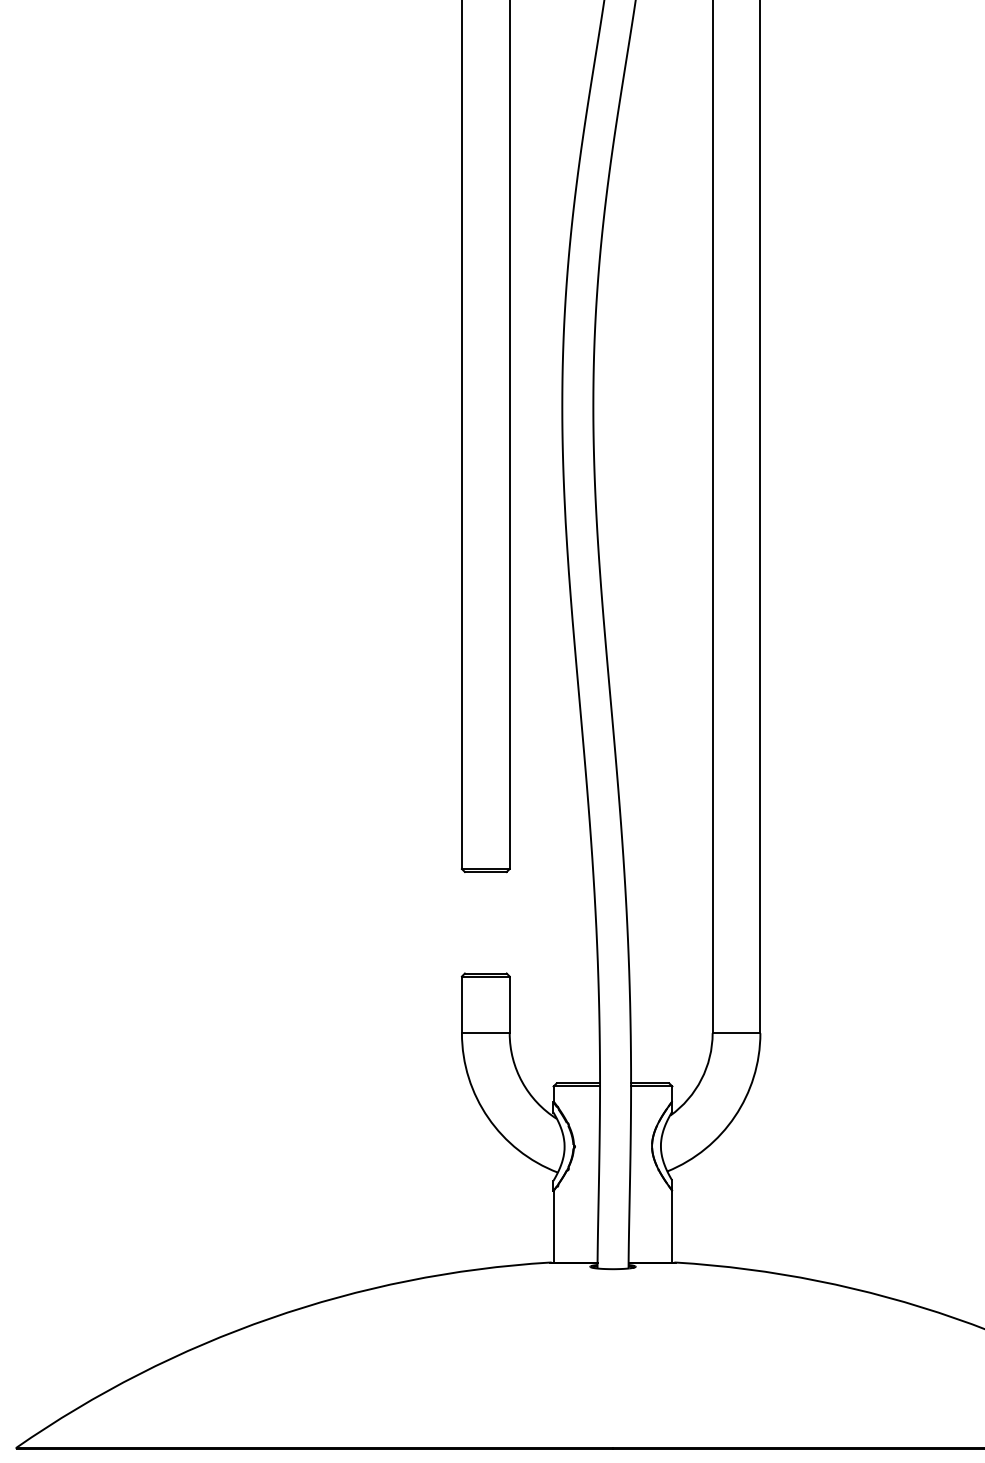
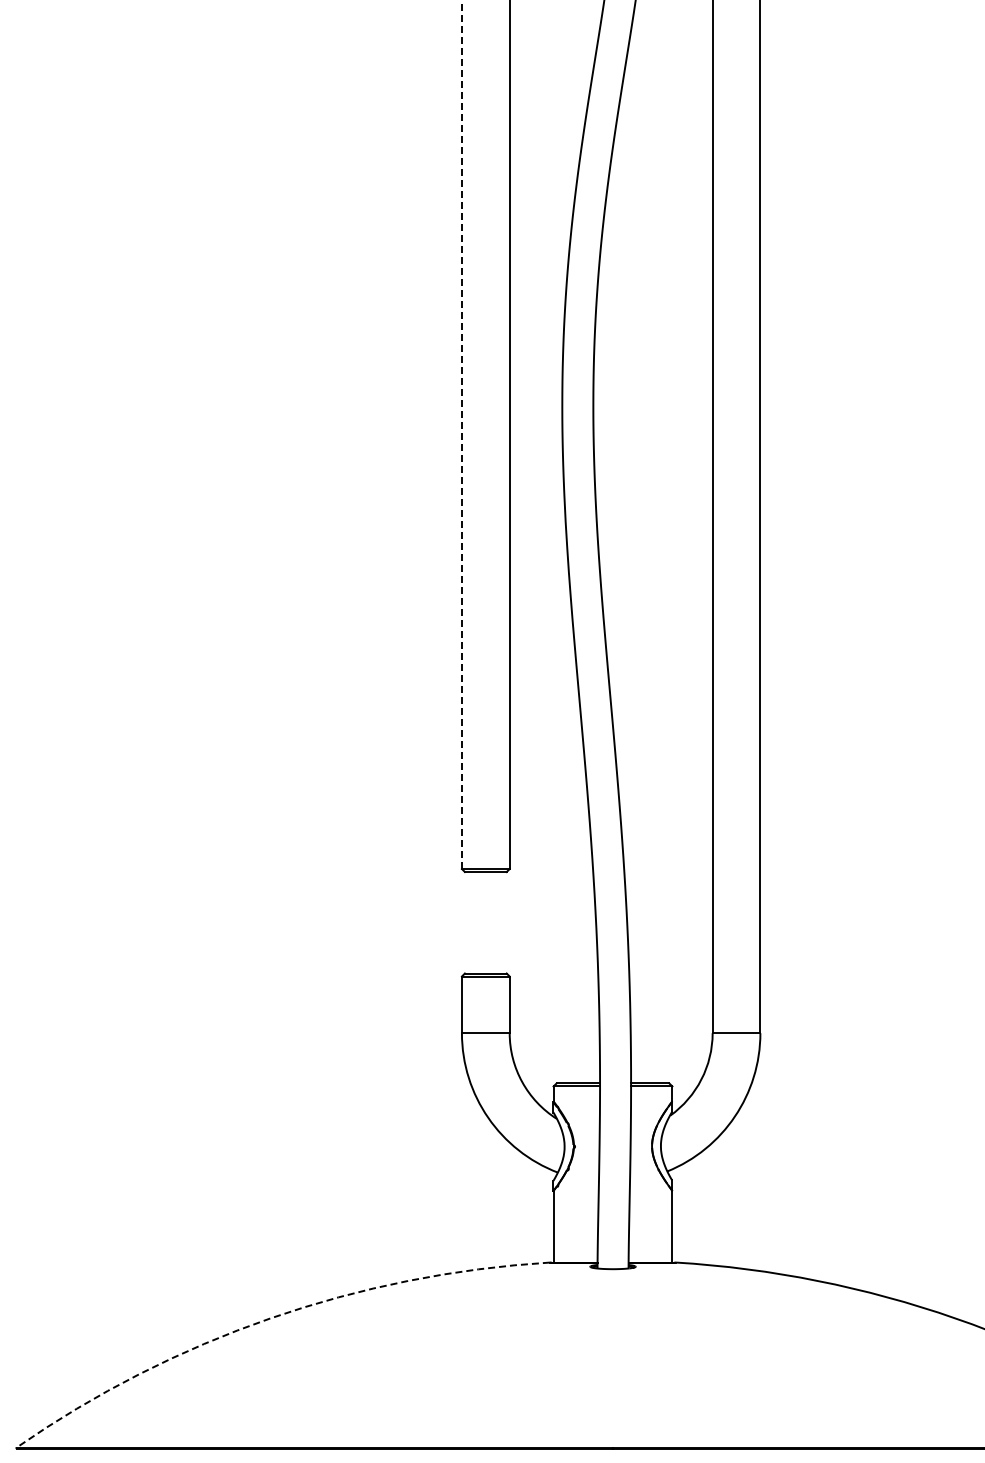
line: solid -> dashed (461, 435)
arc: solid -> dashed (270, 1318)
